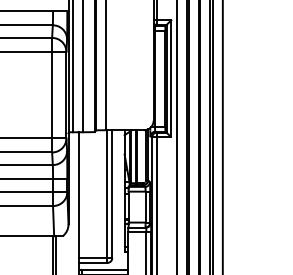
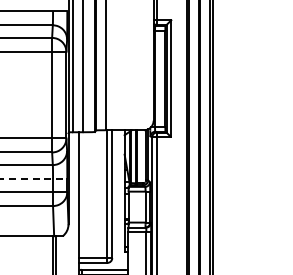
line: present -> none (177, 136)
line: present -> none (222, 136)
line: solid -> dashed (34, 179)
